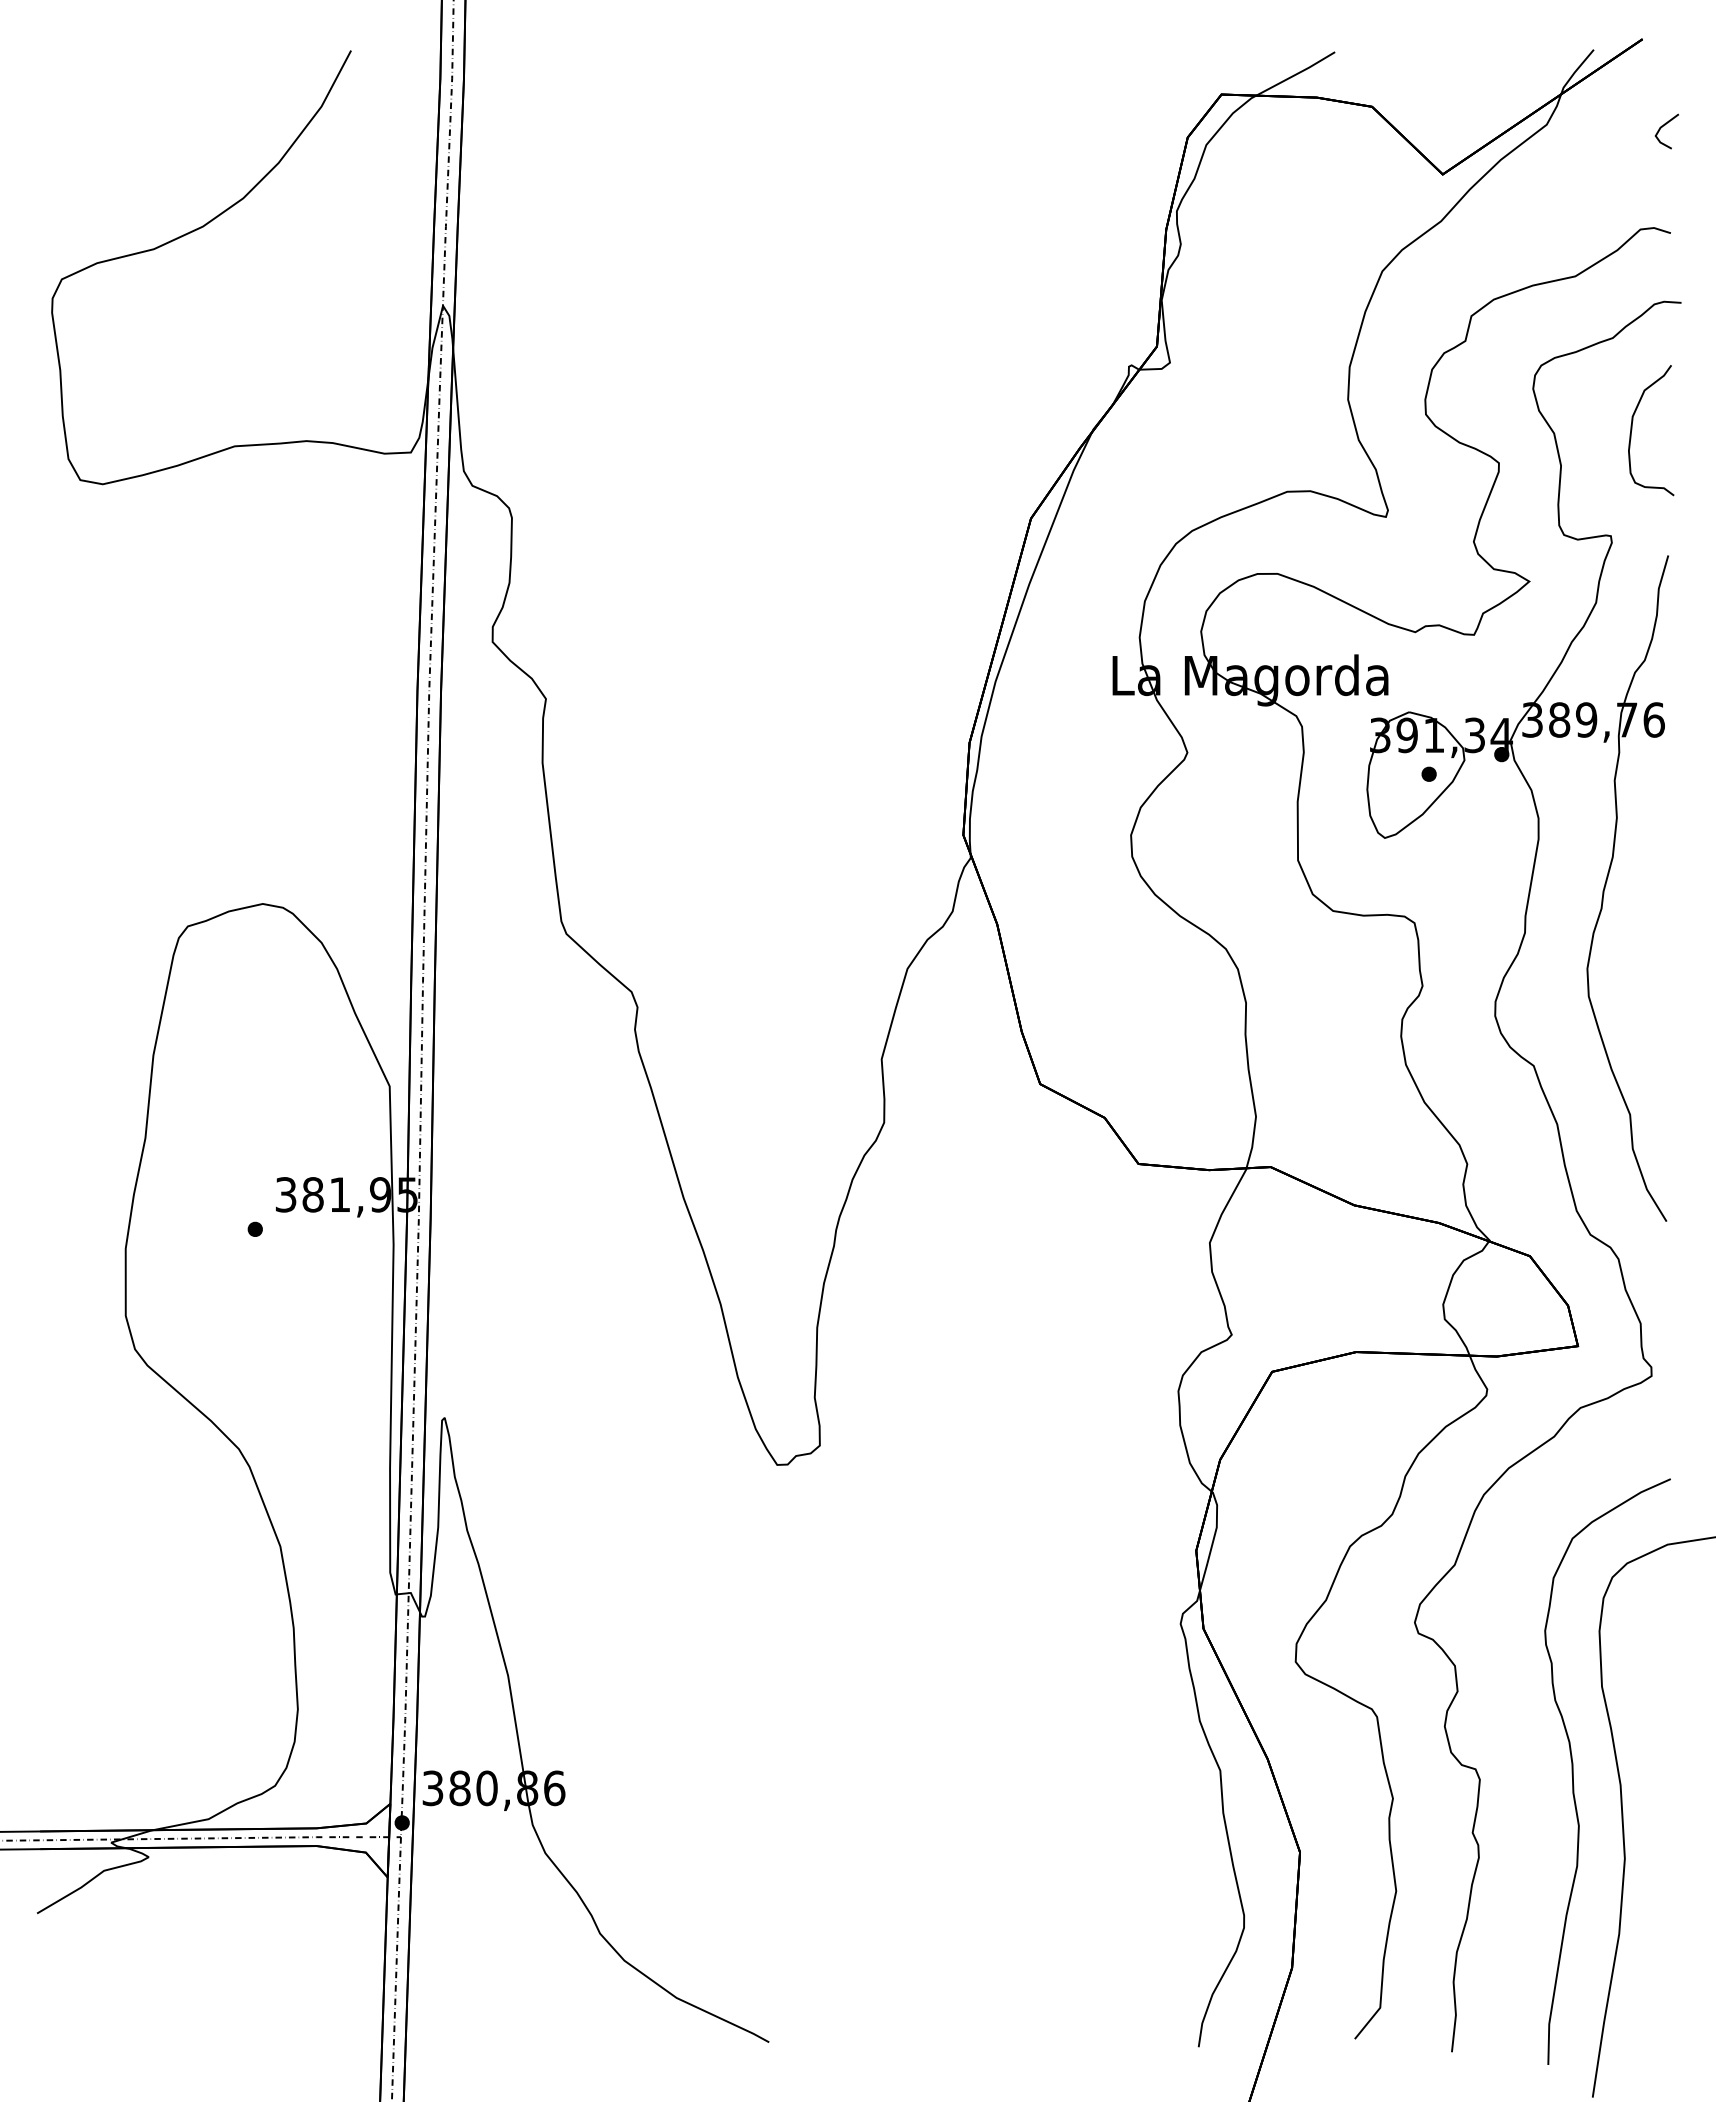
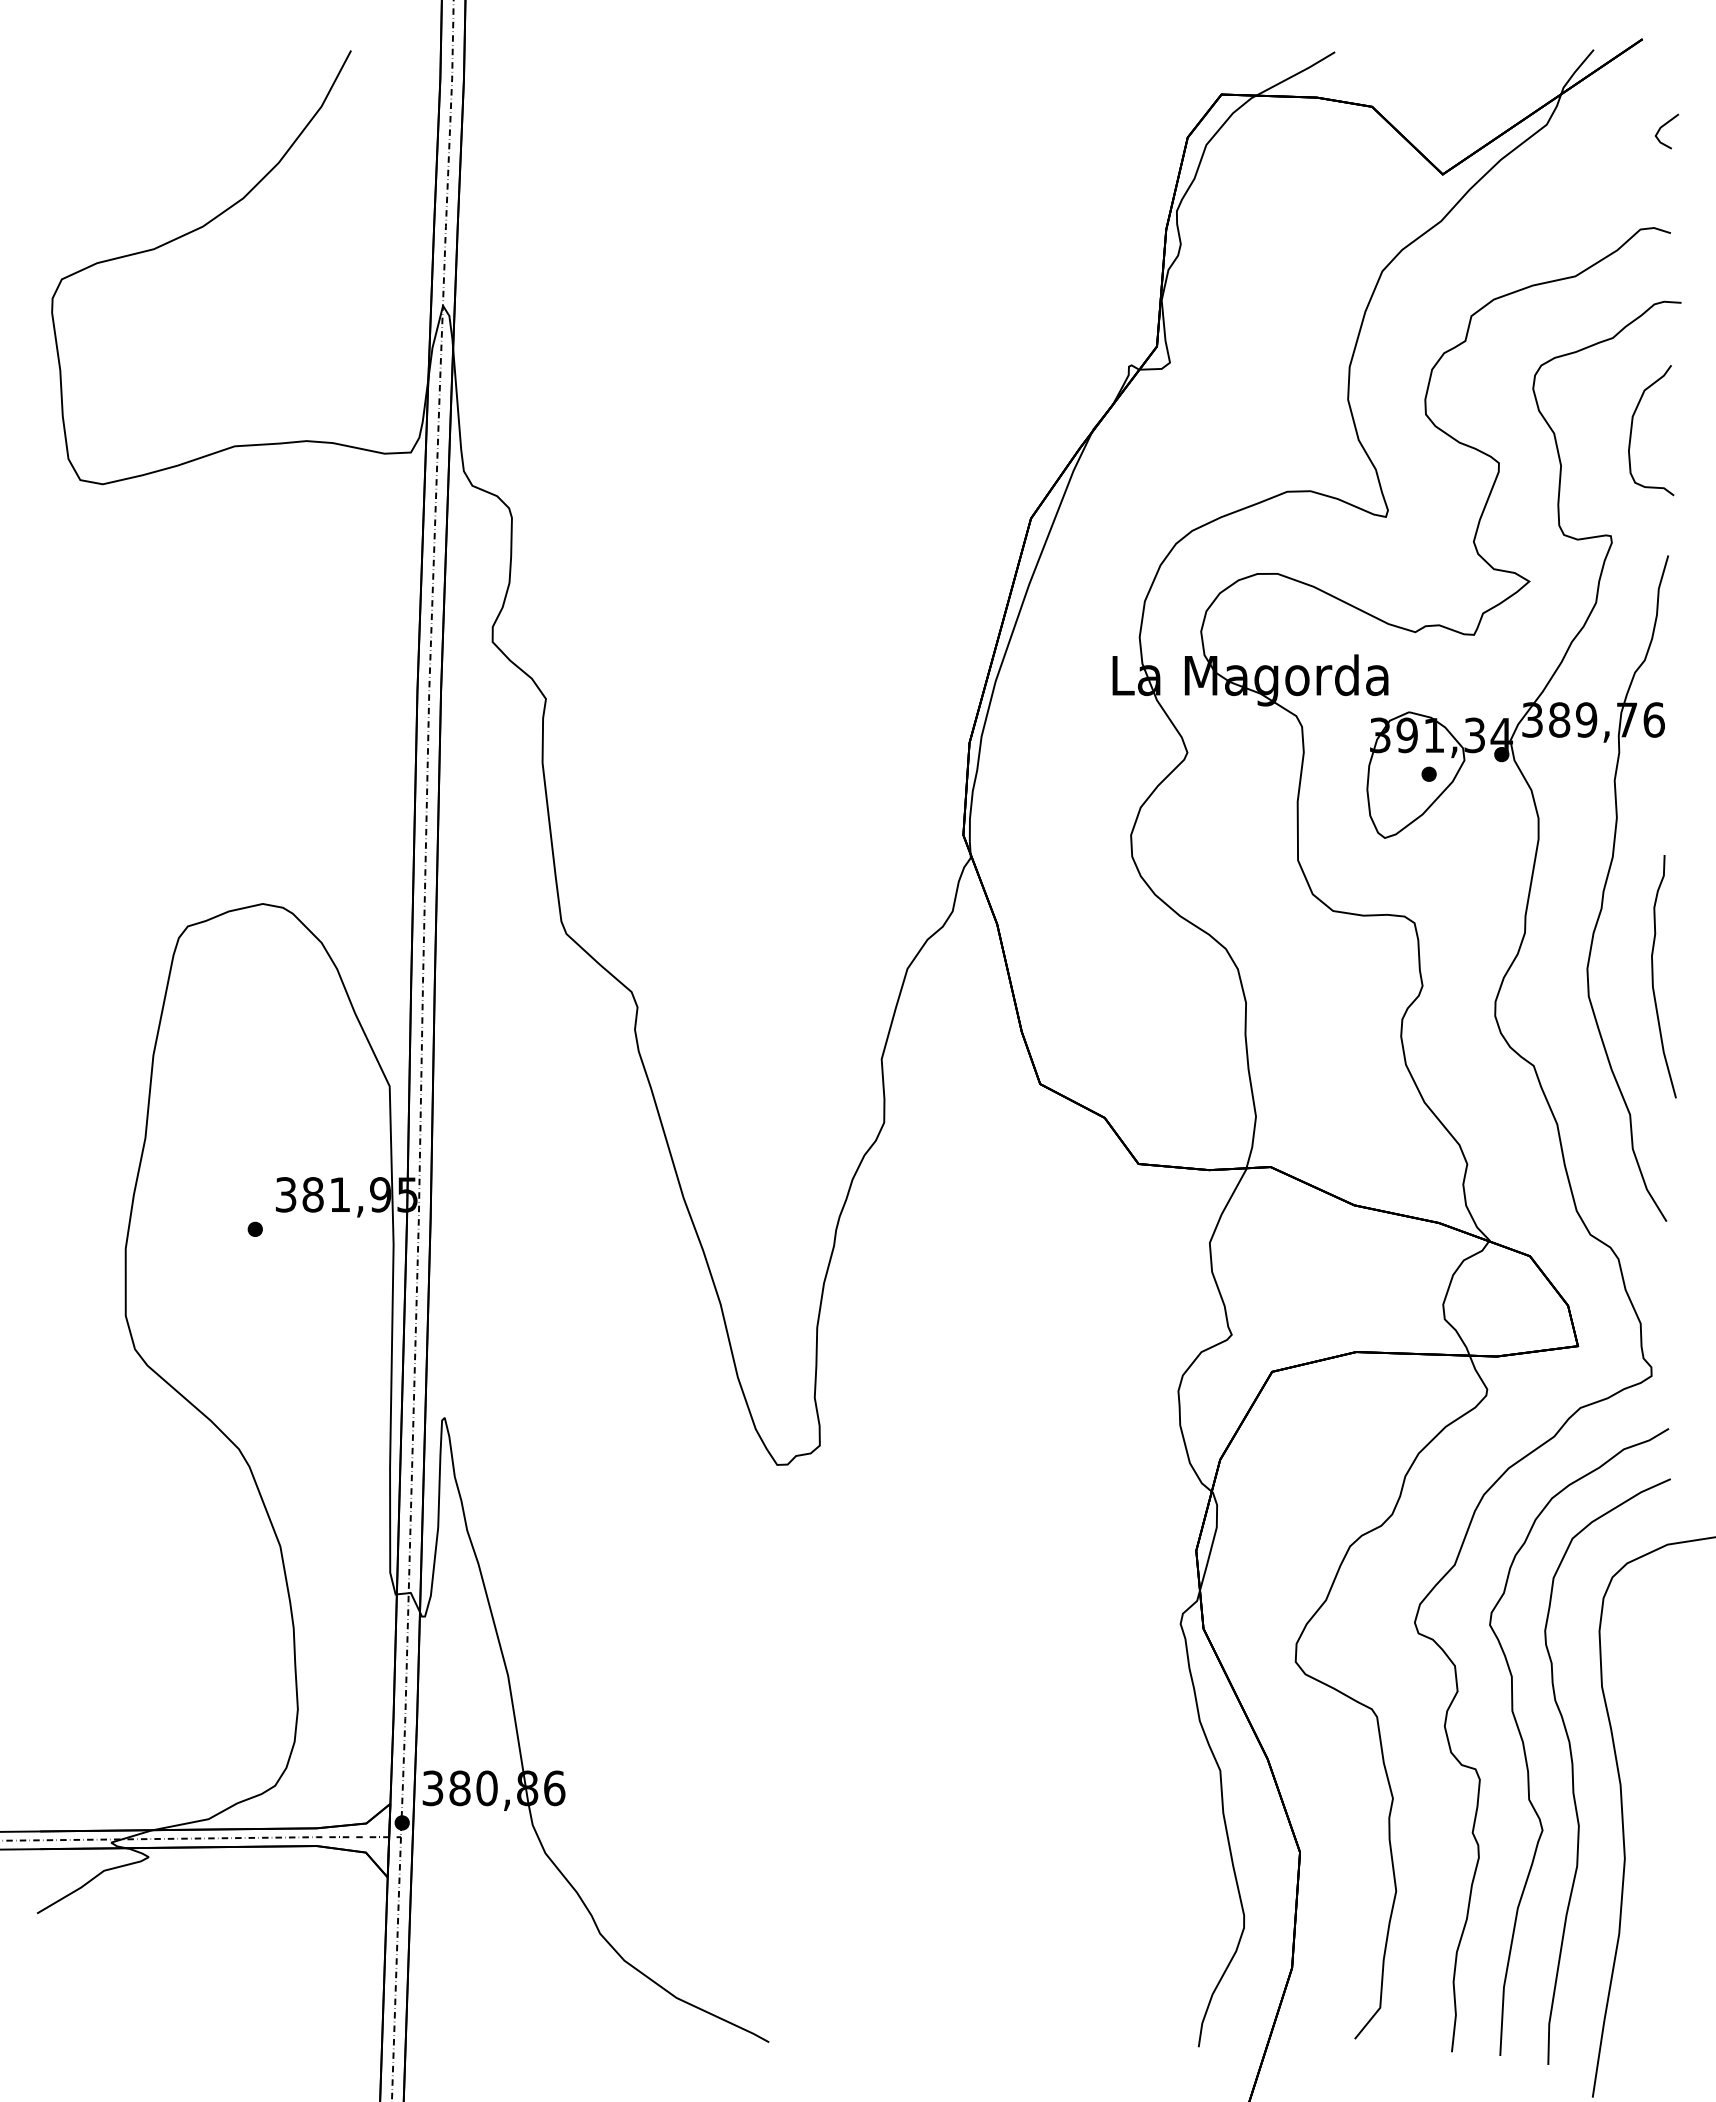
curve: none -> present (1653, 976)
curve: none -> present (1525, 1749)
